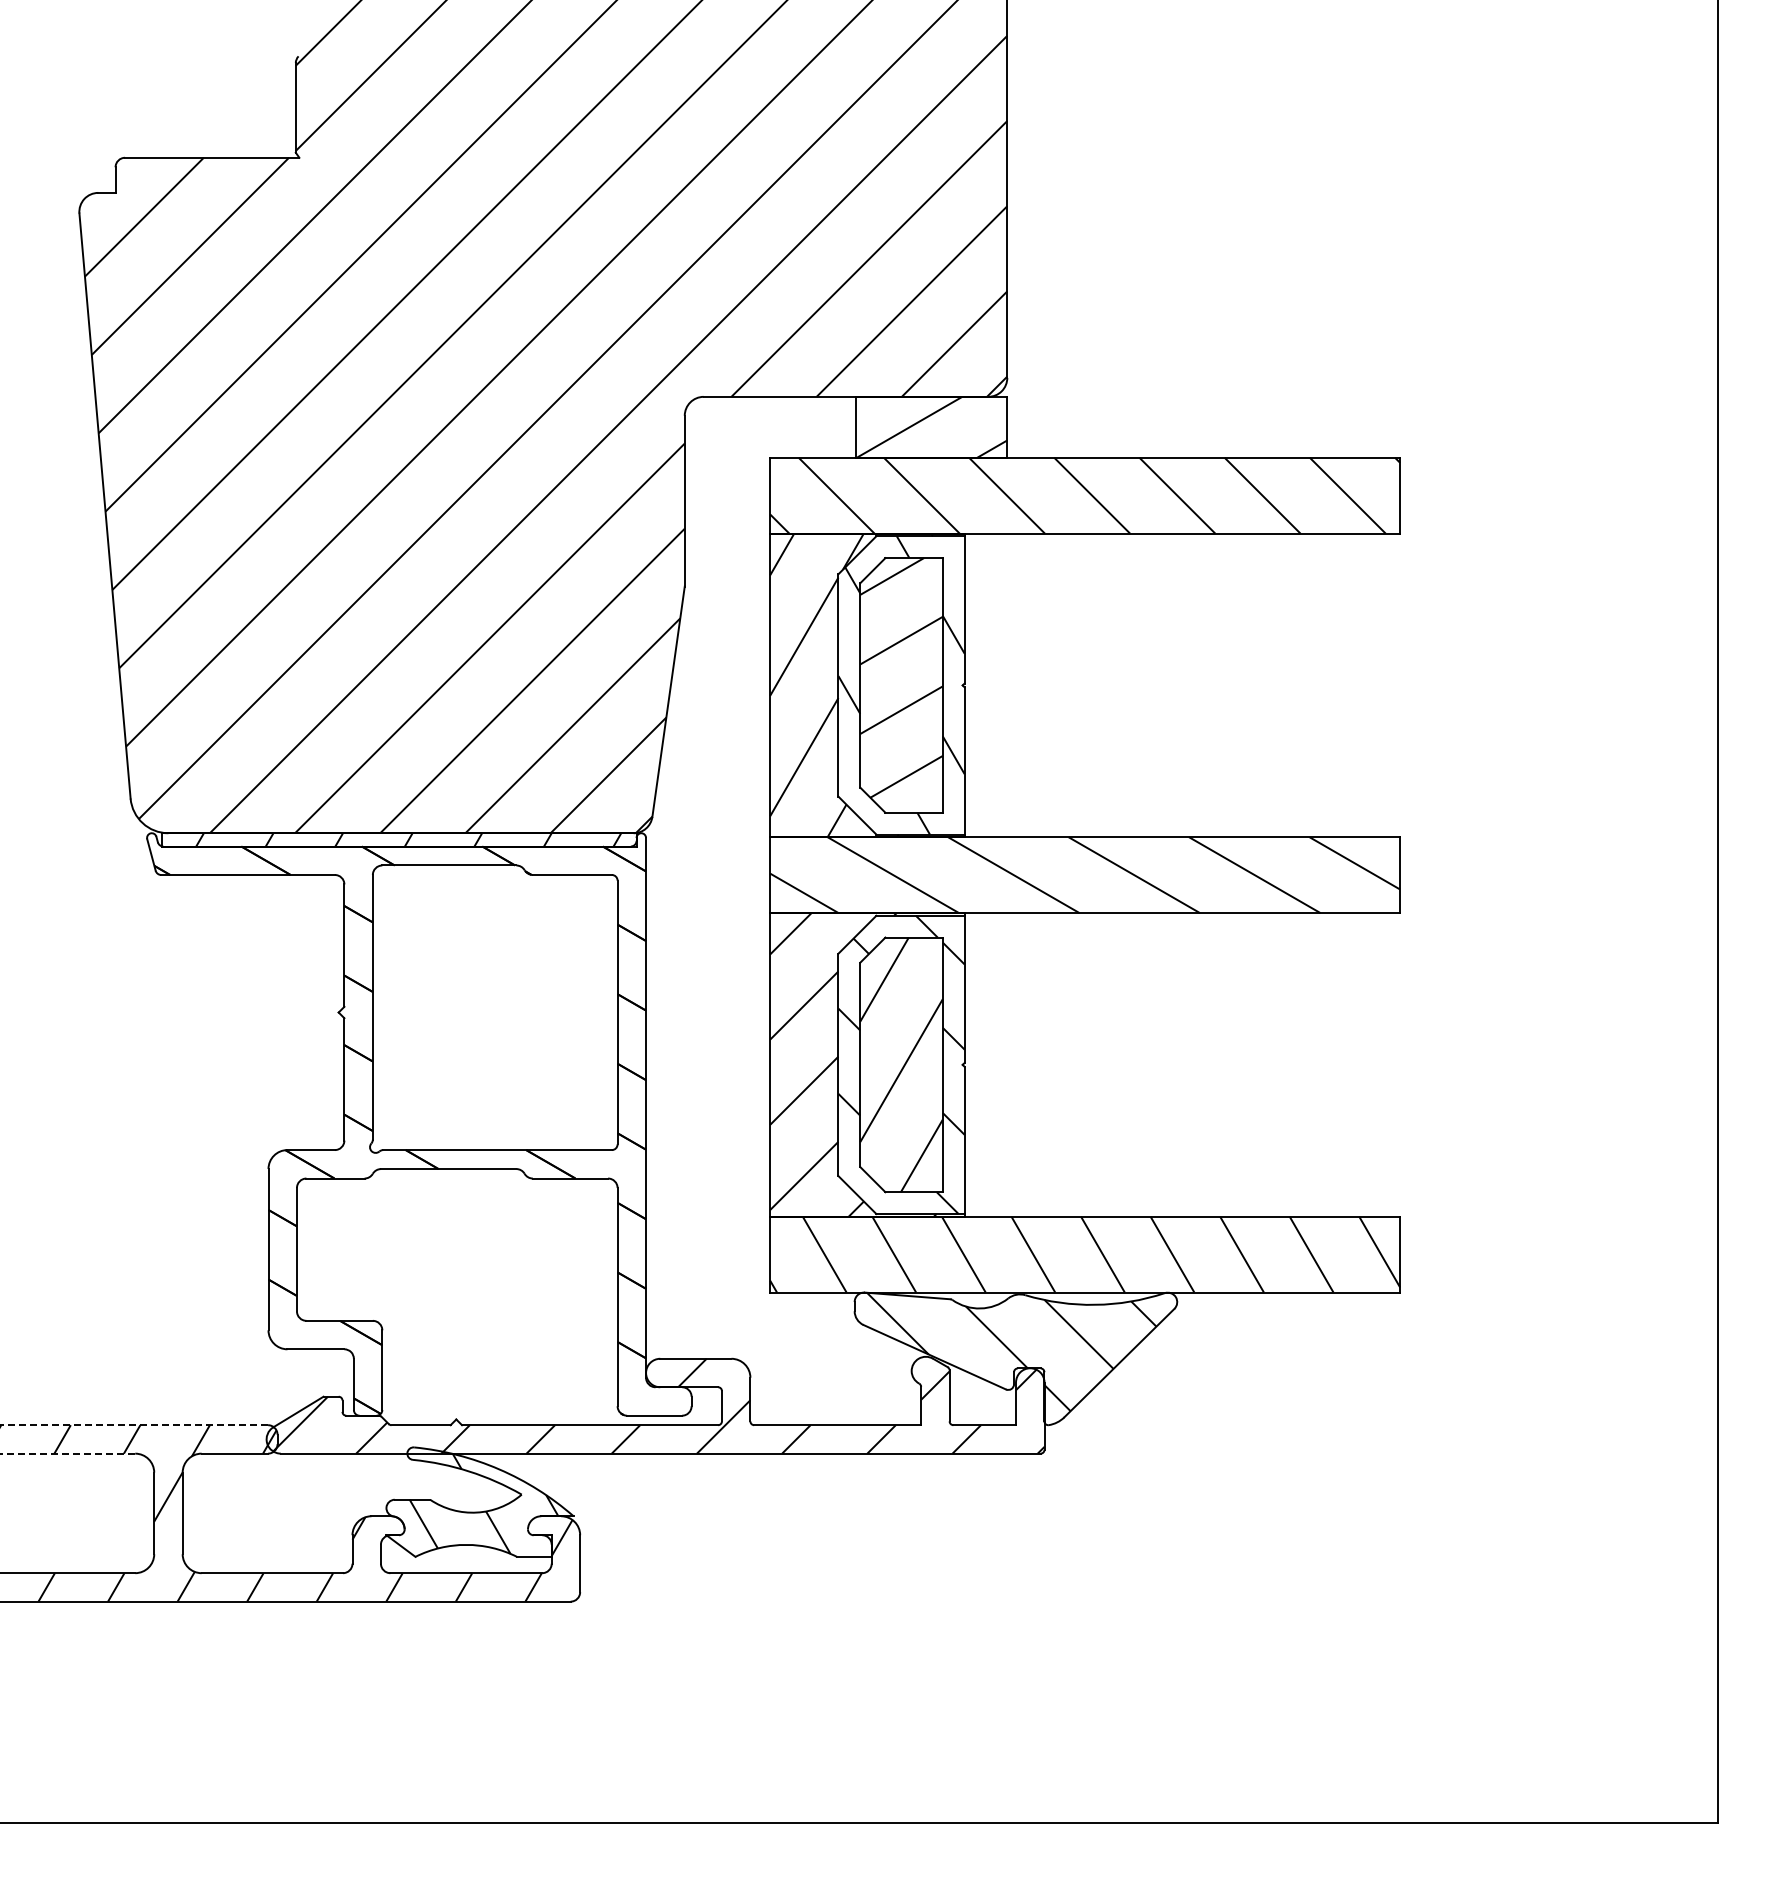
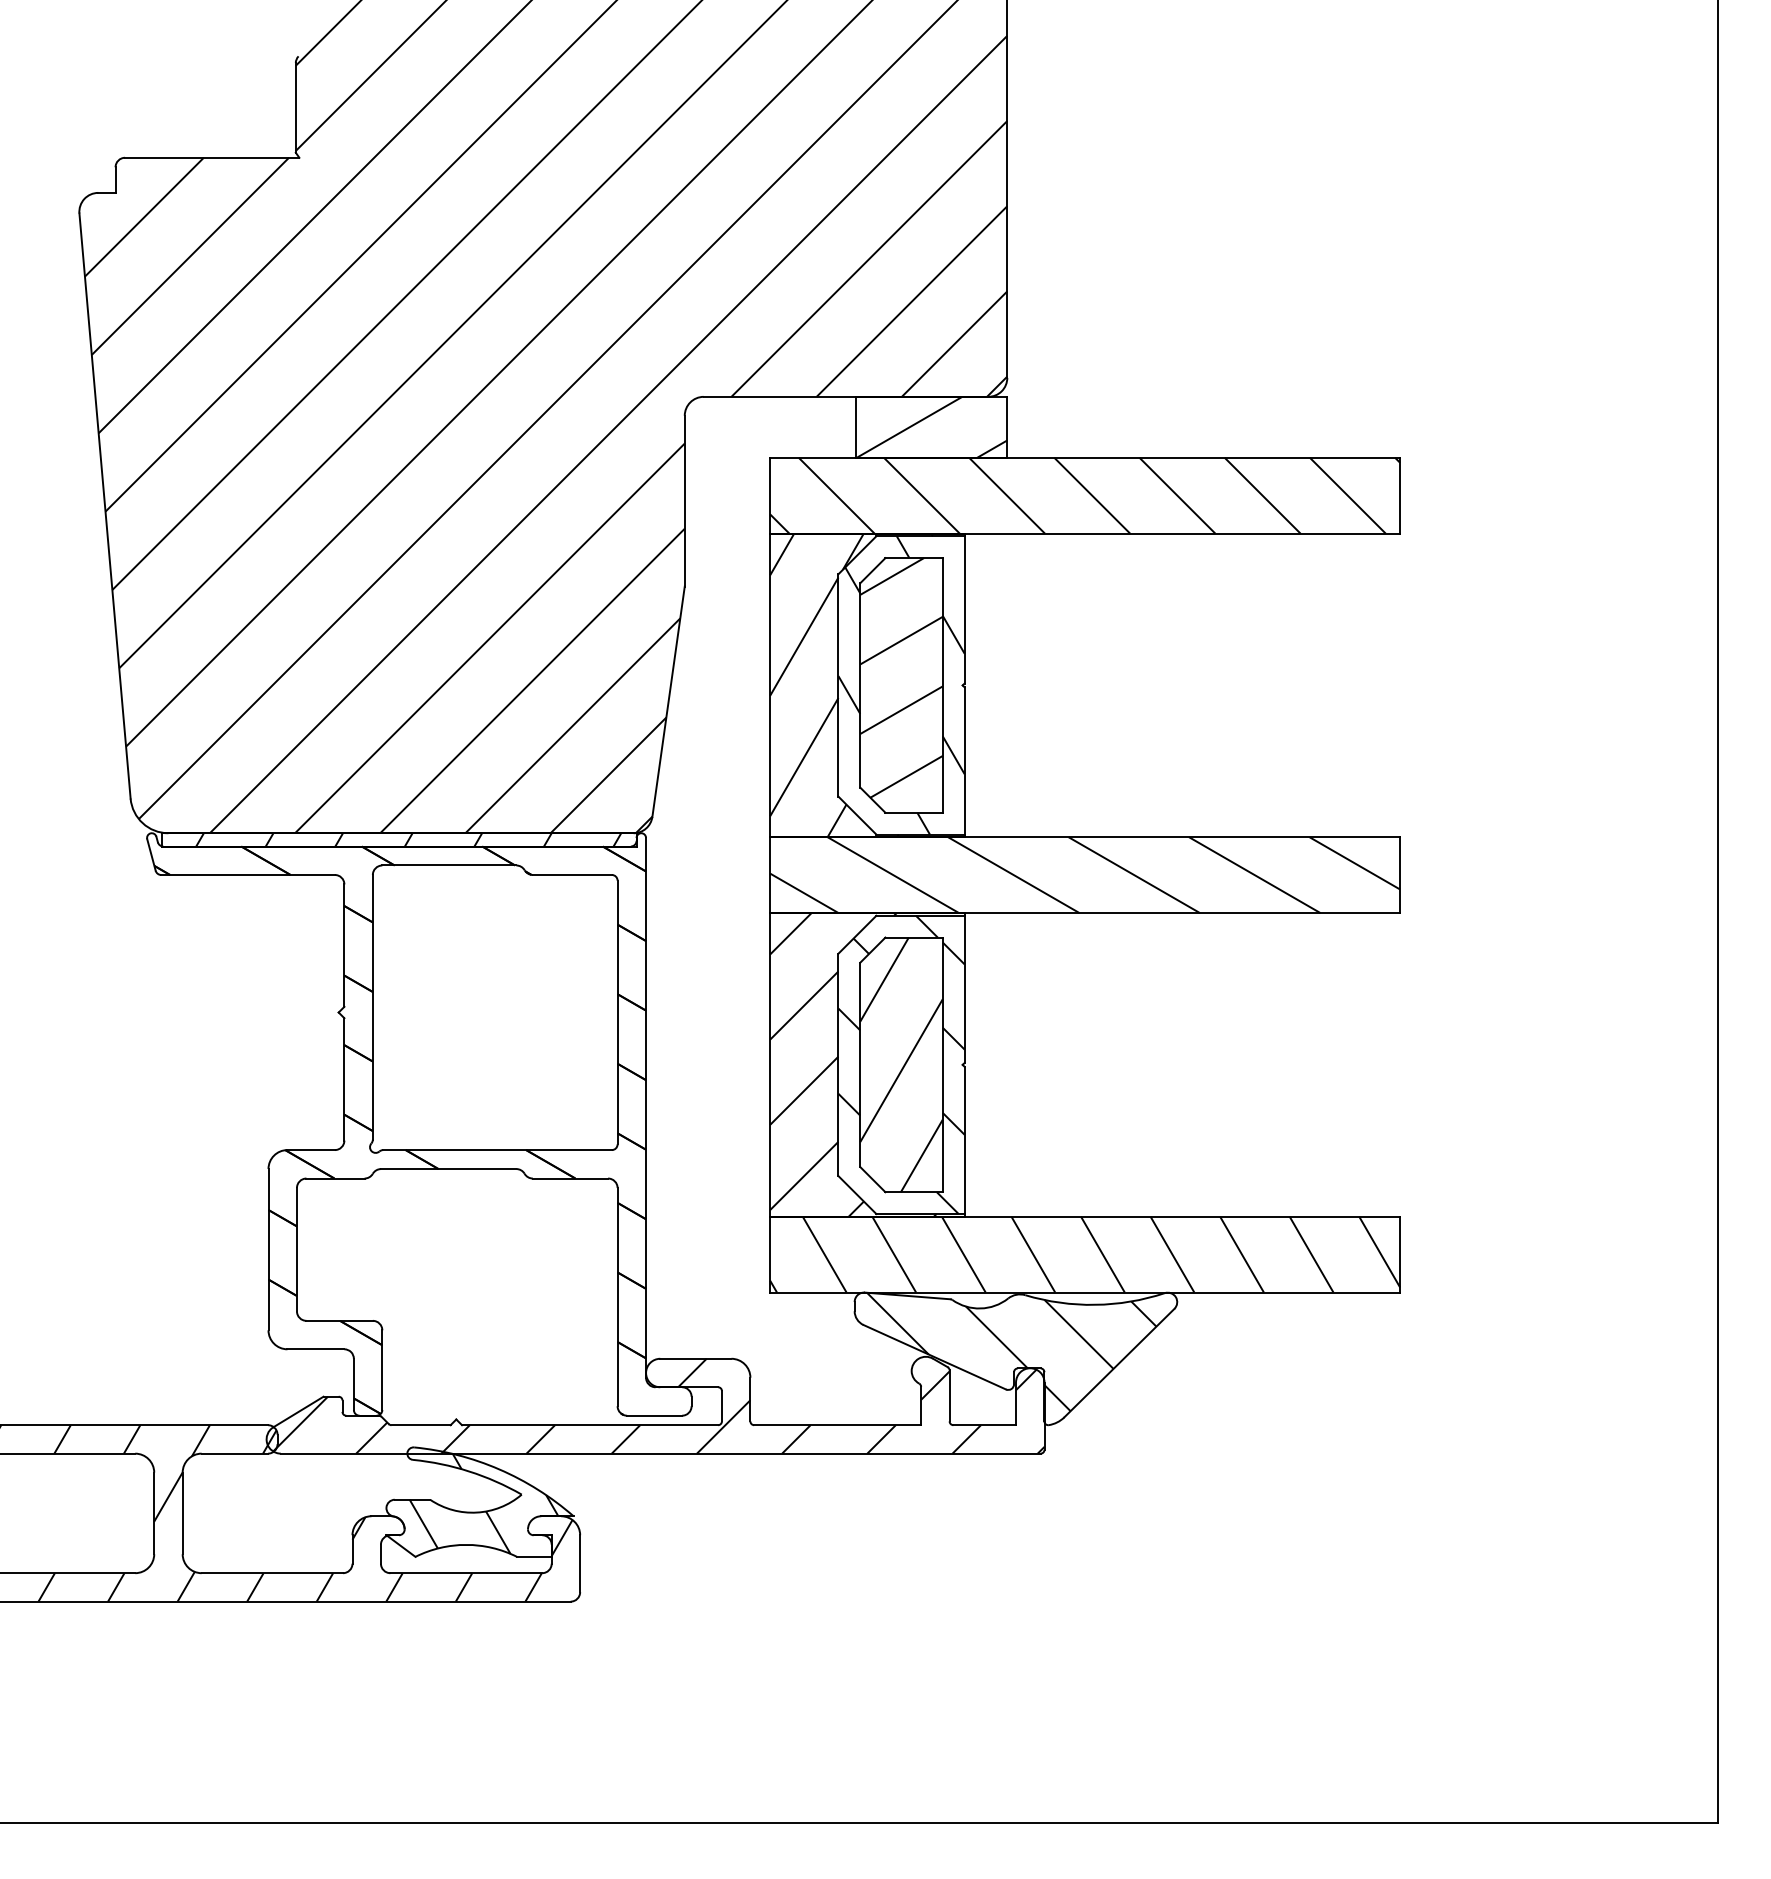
line: dashed -> solid (134, 1425)
line: dashed -> solid (68, 1453)
